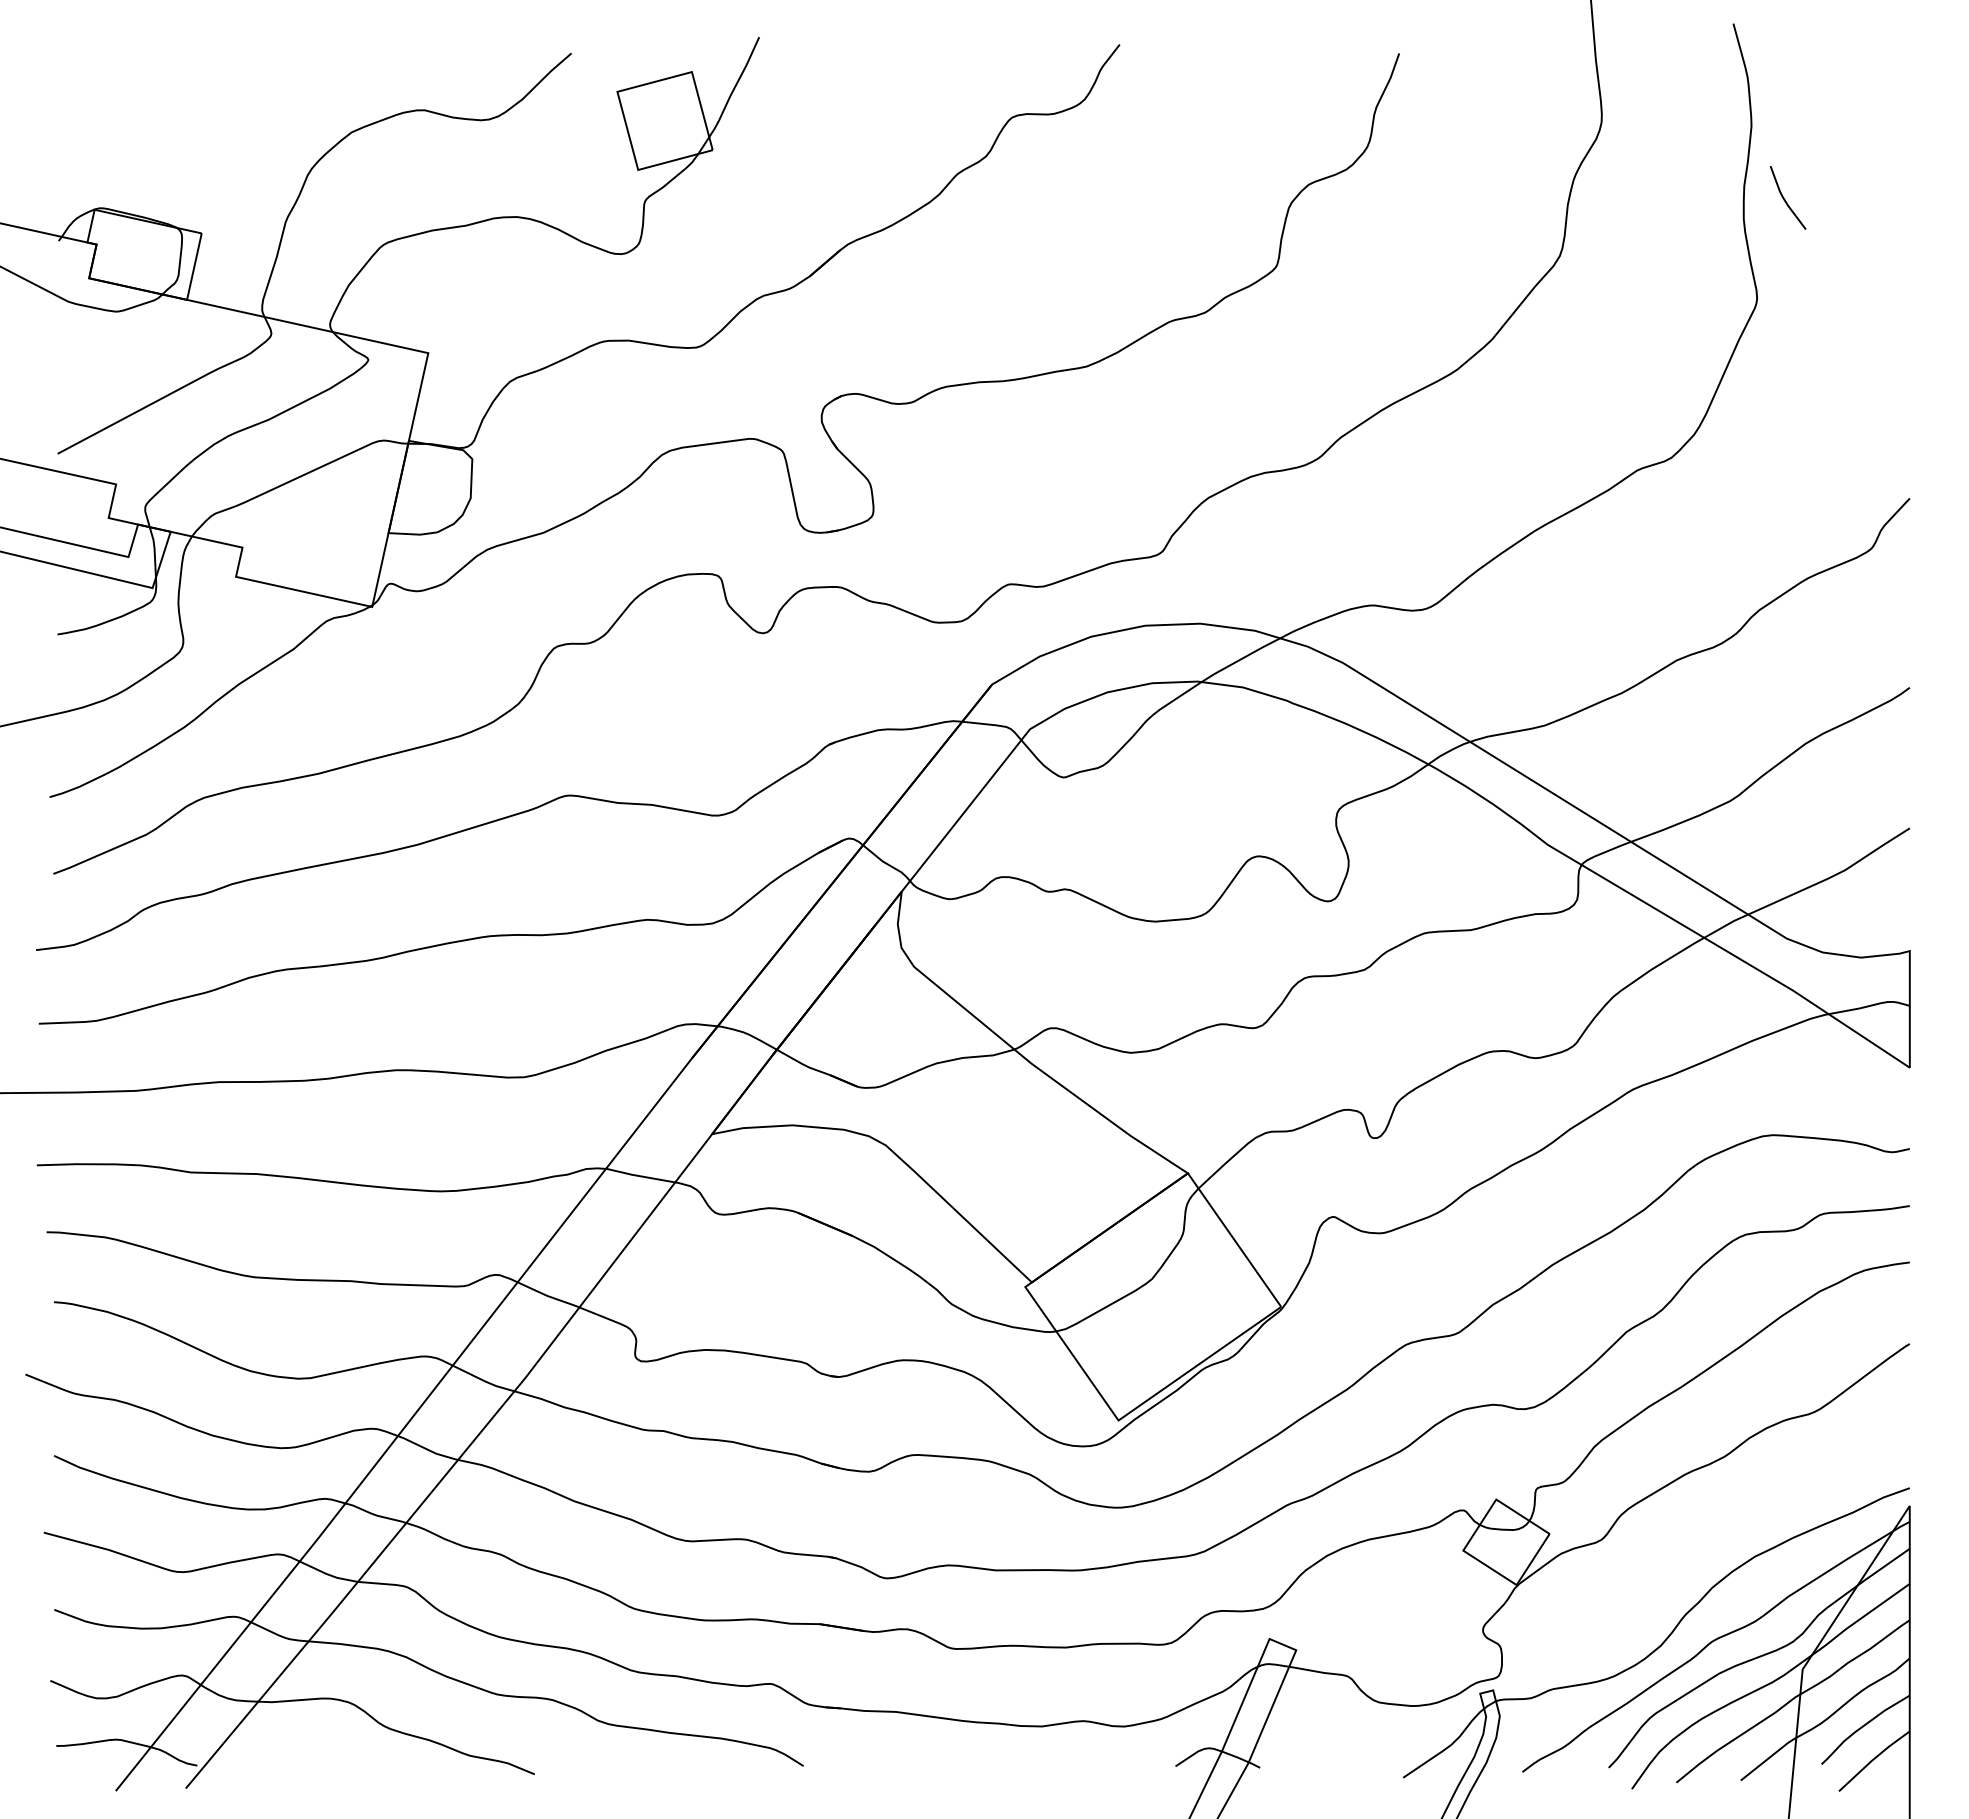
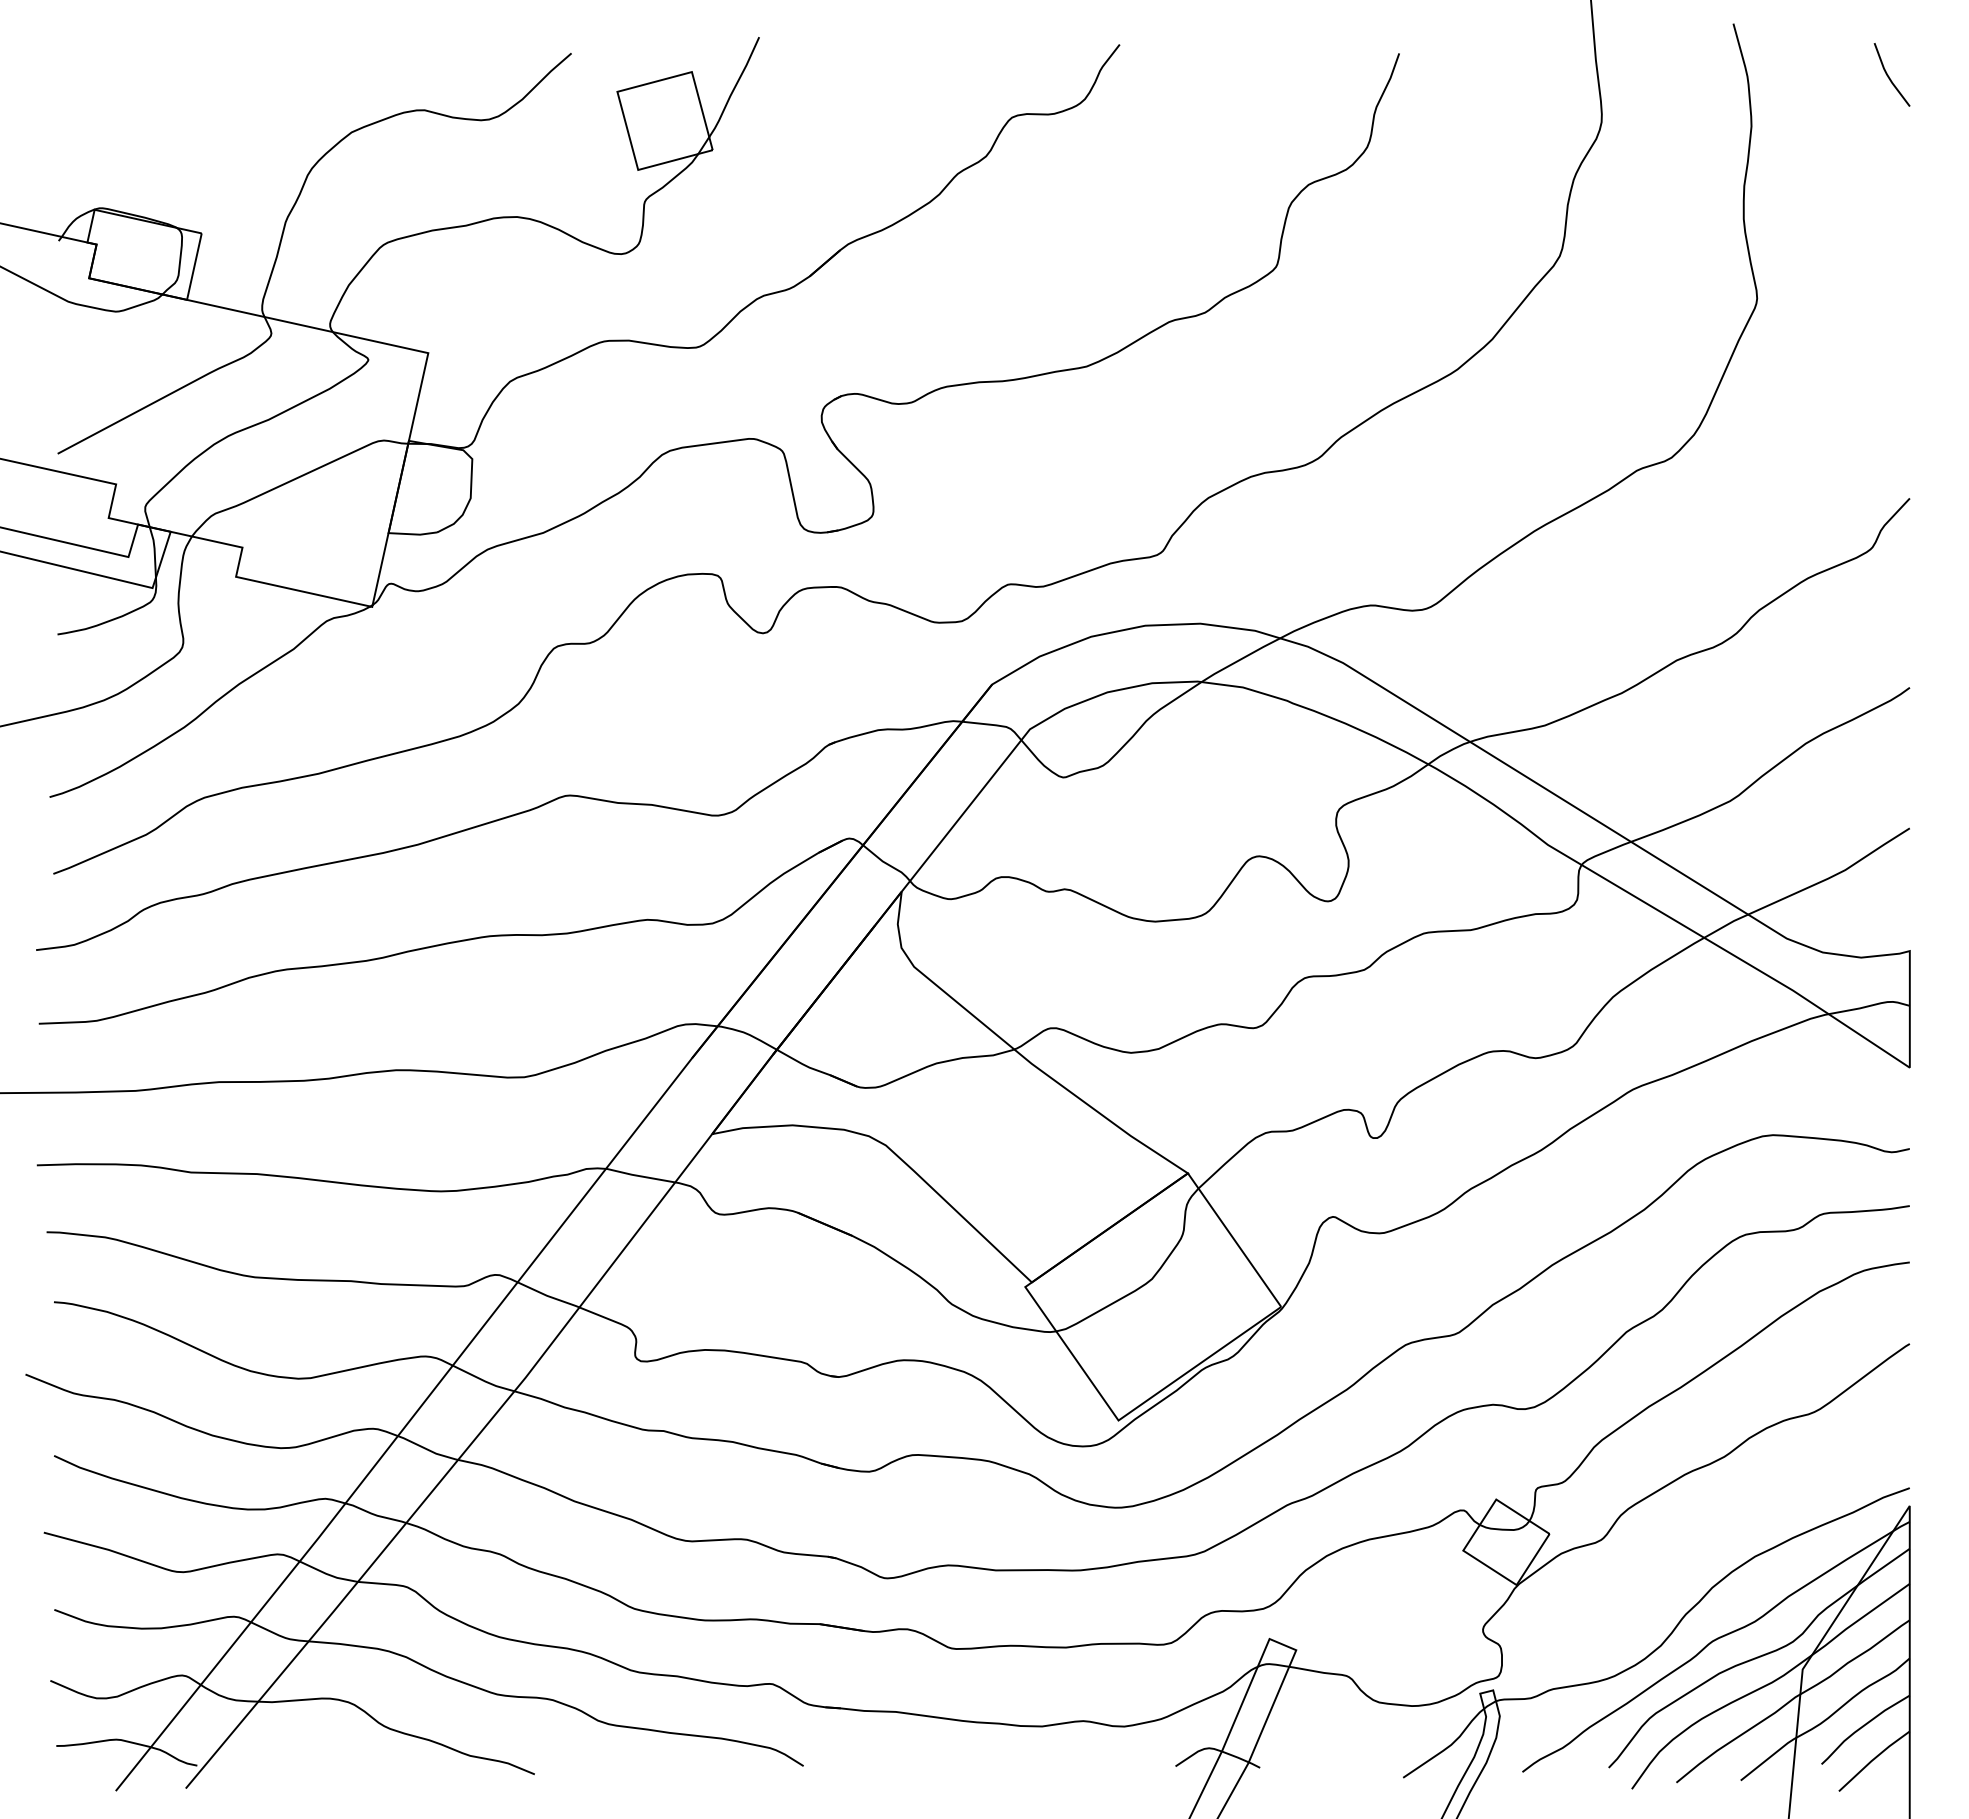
line position: (1785, 199) -> (1889, 76) (1889, 76)
